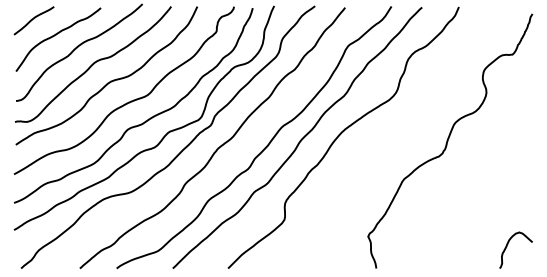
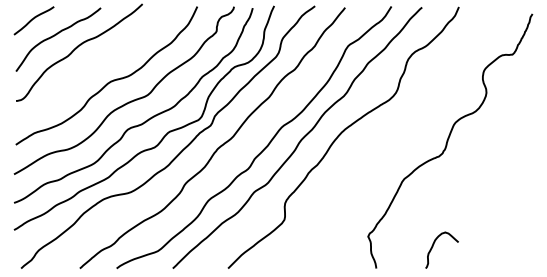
curve: present -> none (92, 64)
curve position: (507, 246) -> (433, 246) (433, 246)
